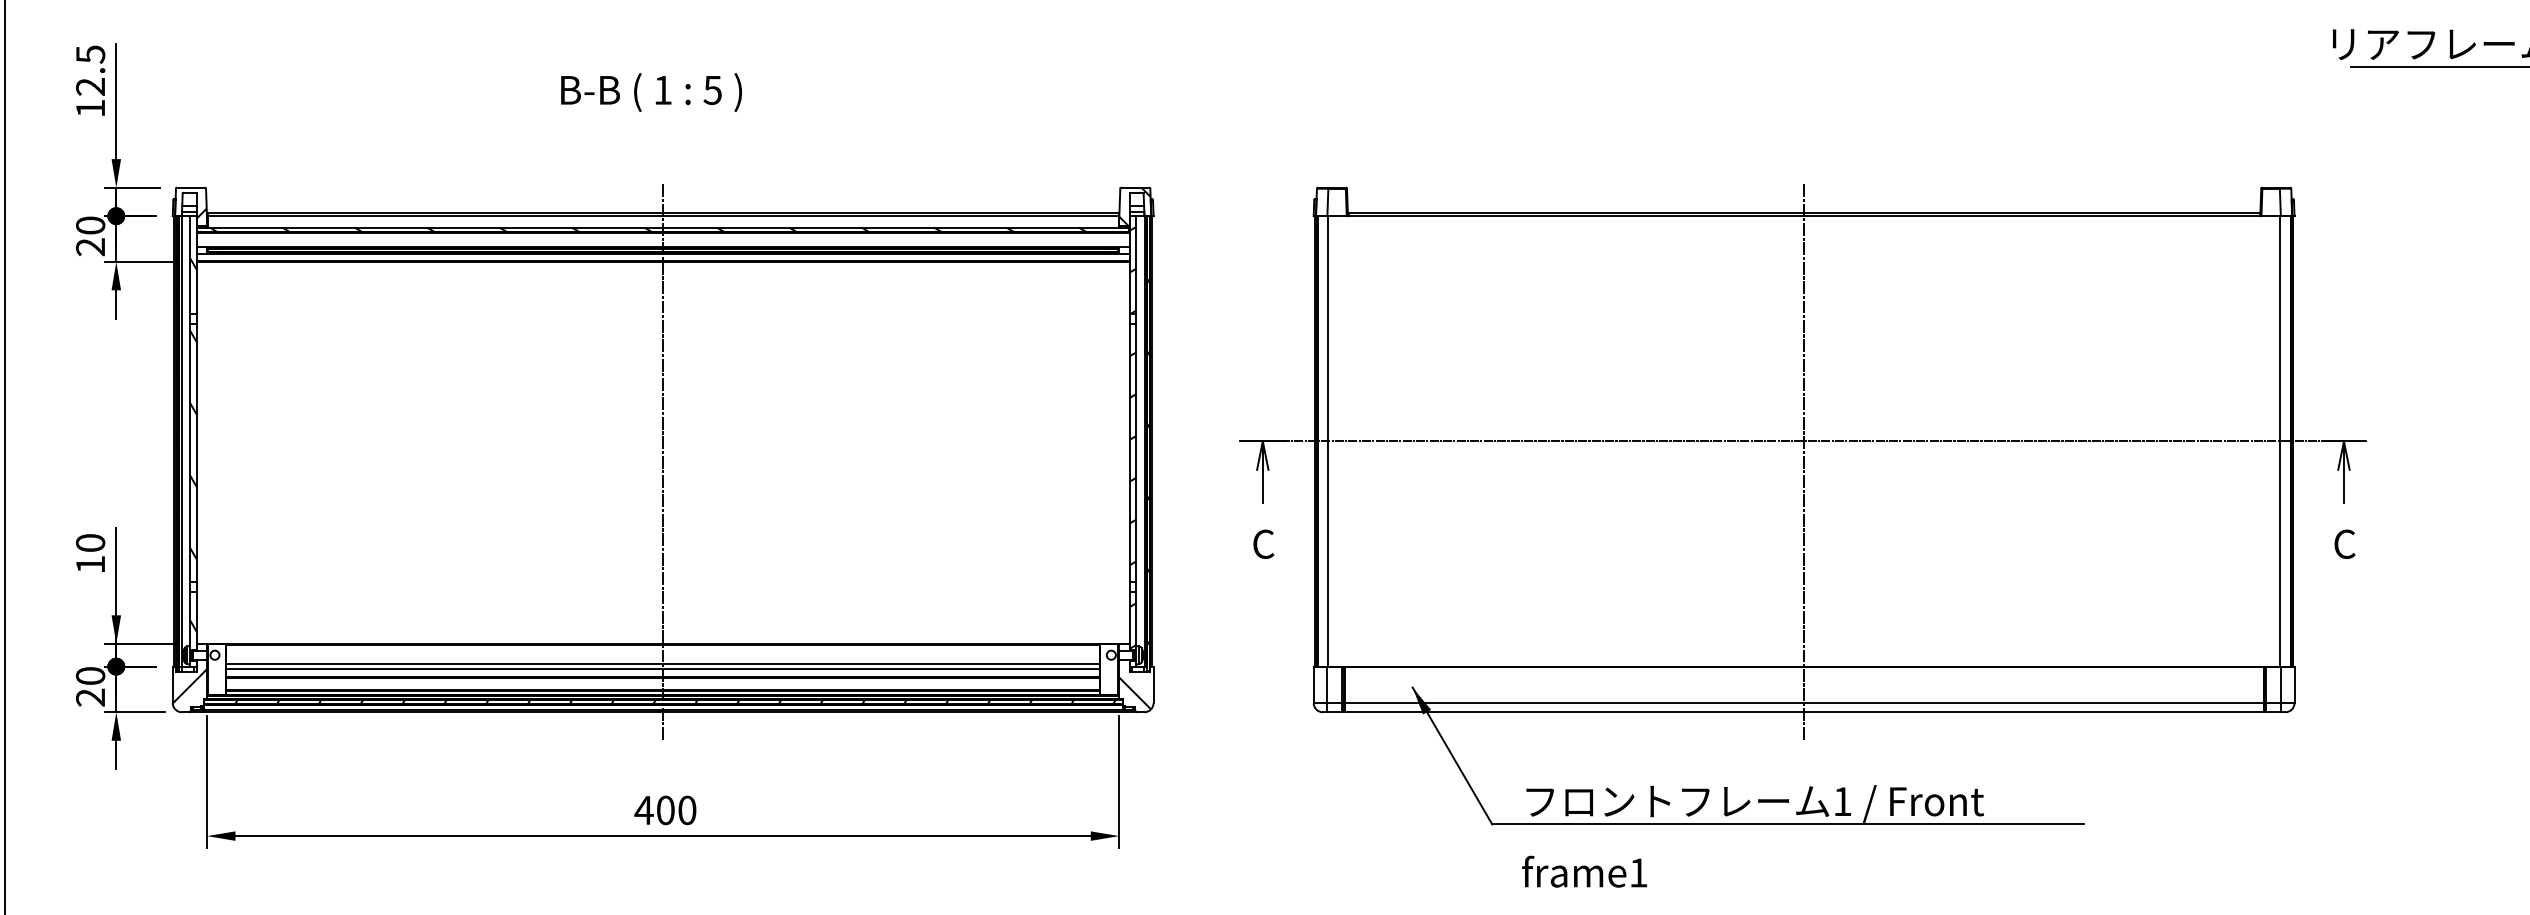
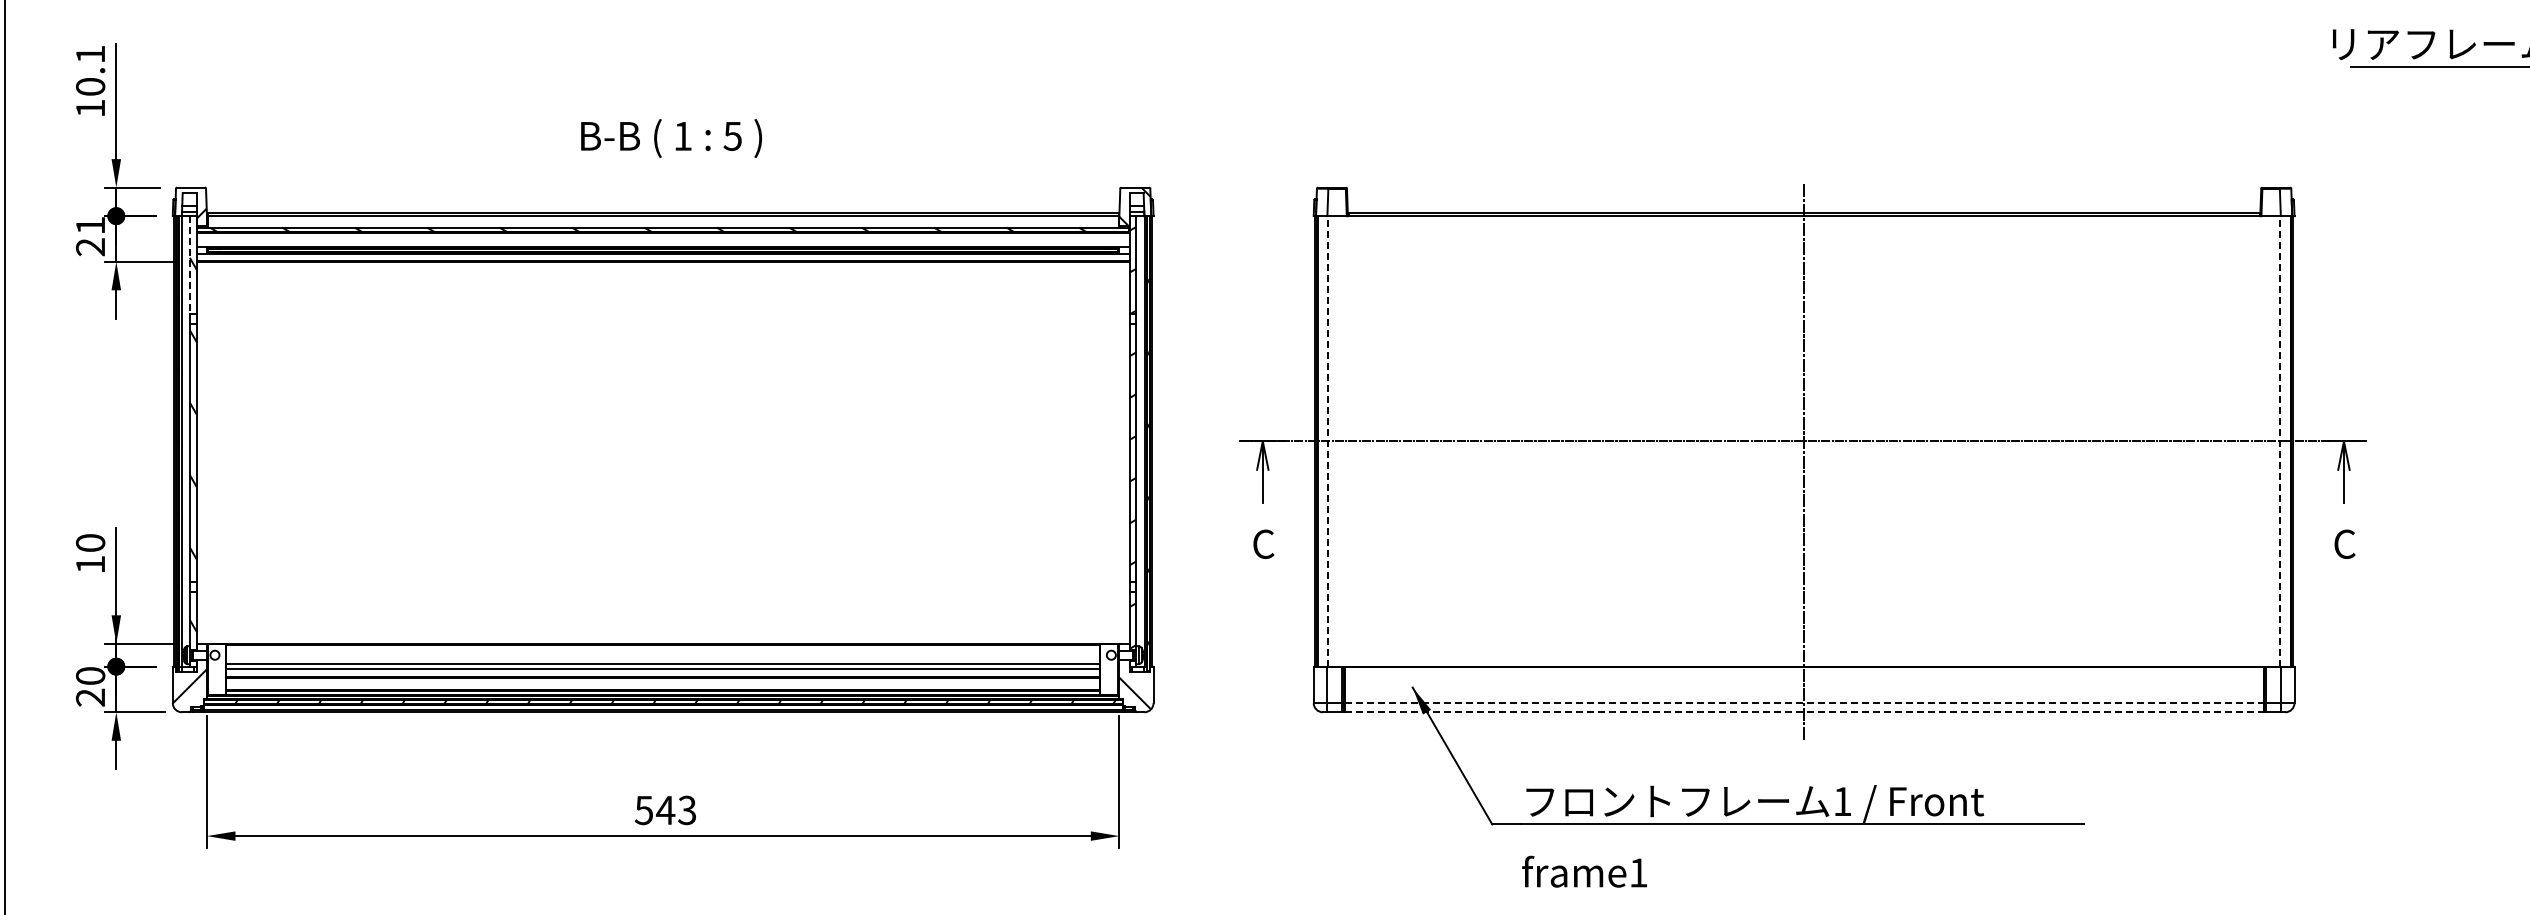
text: 12.5 -> 10.1 (90, 70)
text position: (651, 92) -> (671, 138) (671, 138)
text: 20 -> 21 (90, 225)
line: solid -> dashed (189, 264)
line: solid -> dashed (1327, 440)
line: solid -> dashed (2280, 440)
line: present -> none (663, 462)
line: solid -> dashed (1804, 703)
line: solid -> dashed (1804, 712)
text: 400 -> 543 (665, 810)
